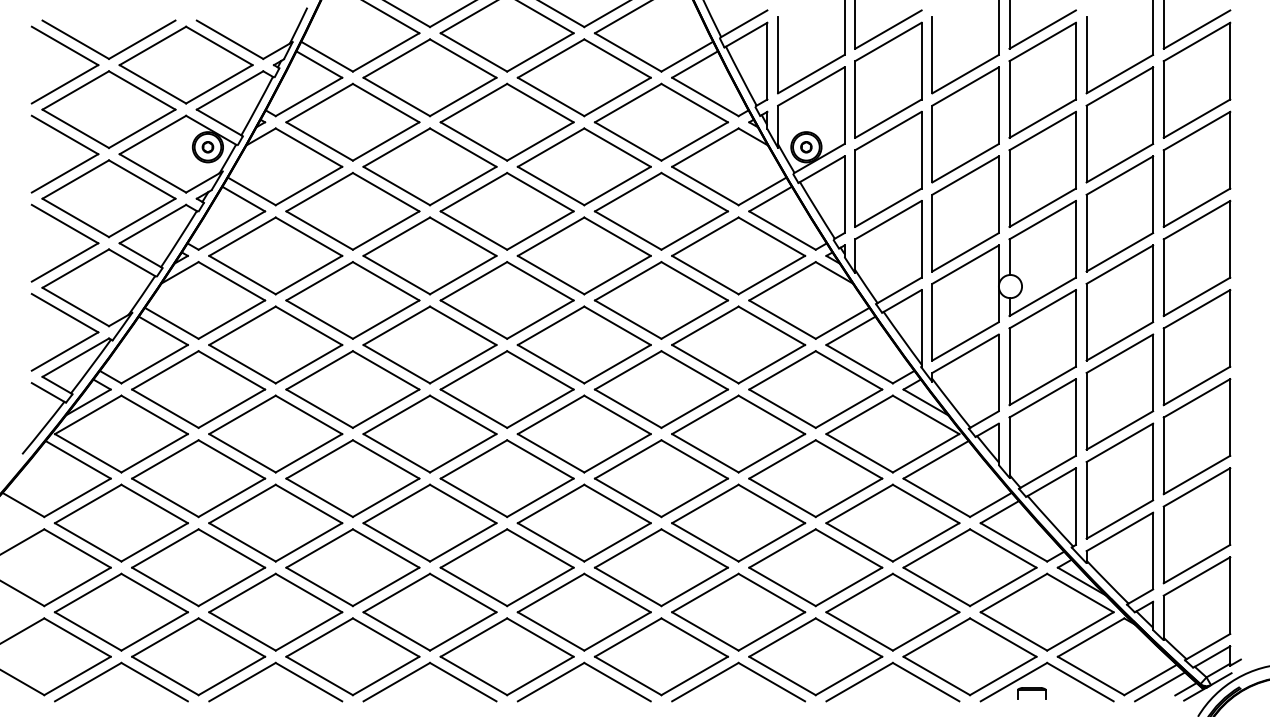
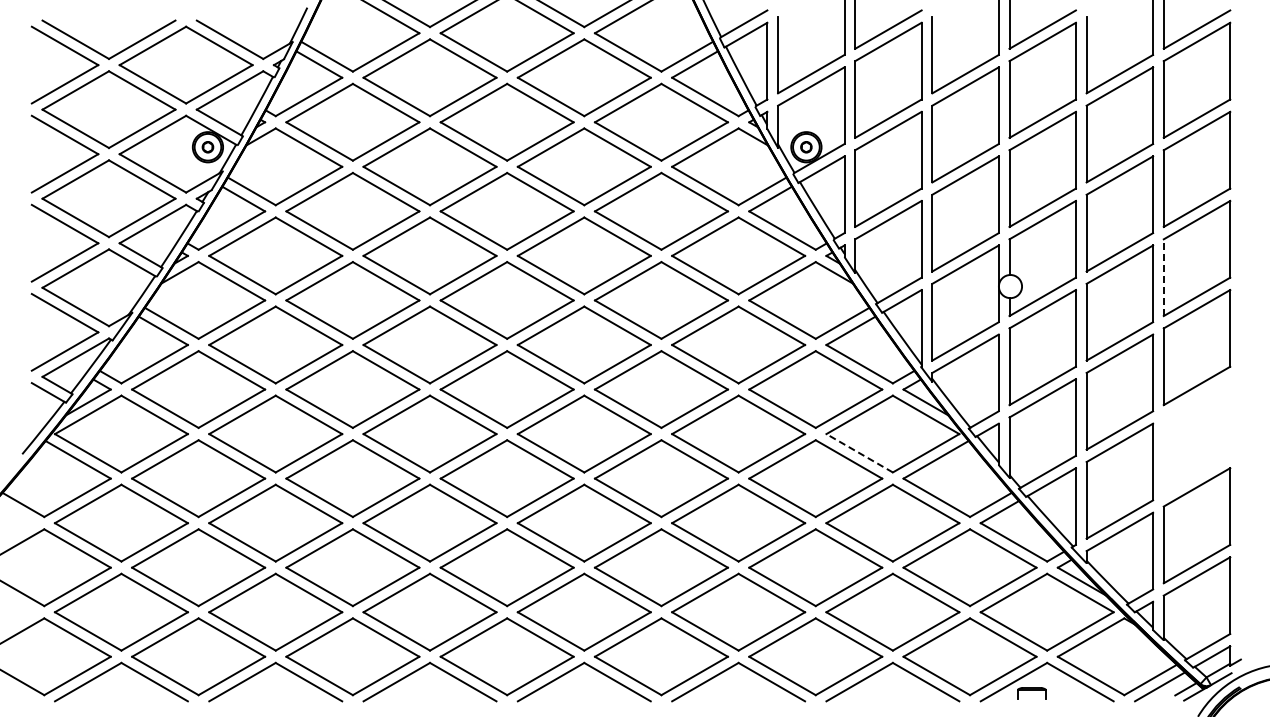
line: solid -> dashed (1163, 277)
part: present -> none (1196, 436)
line: solid -> dashed (859, 453)
